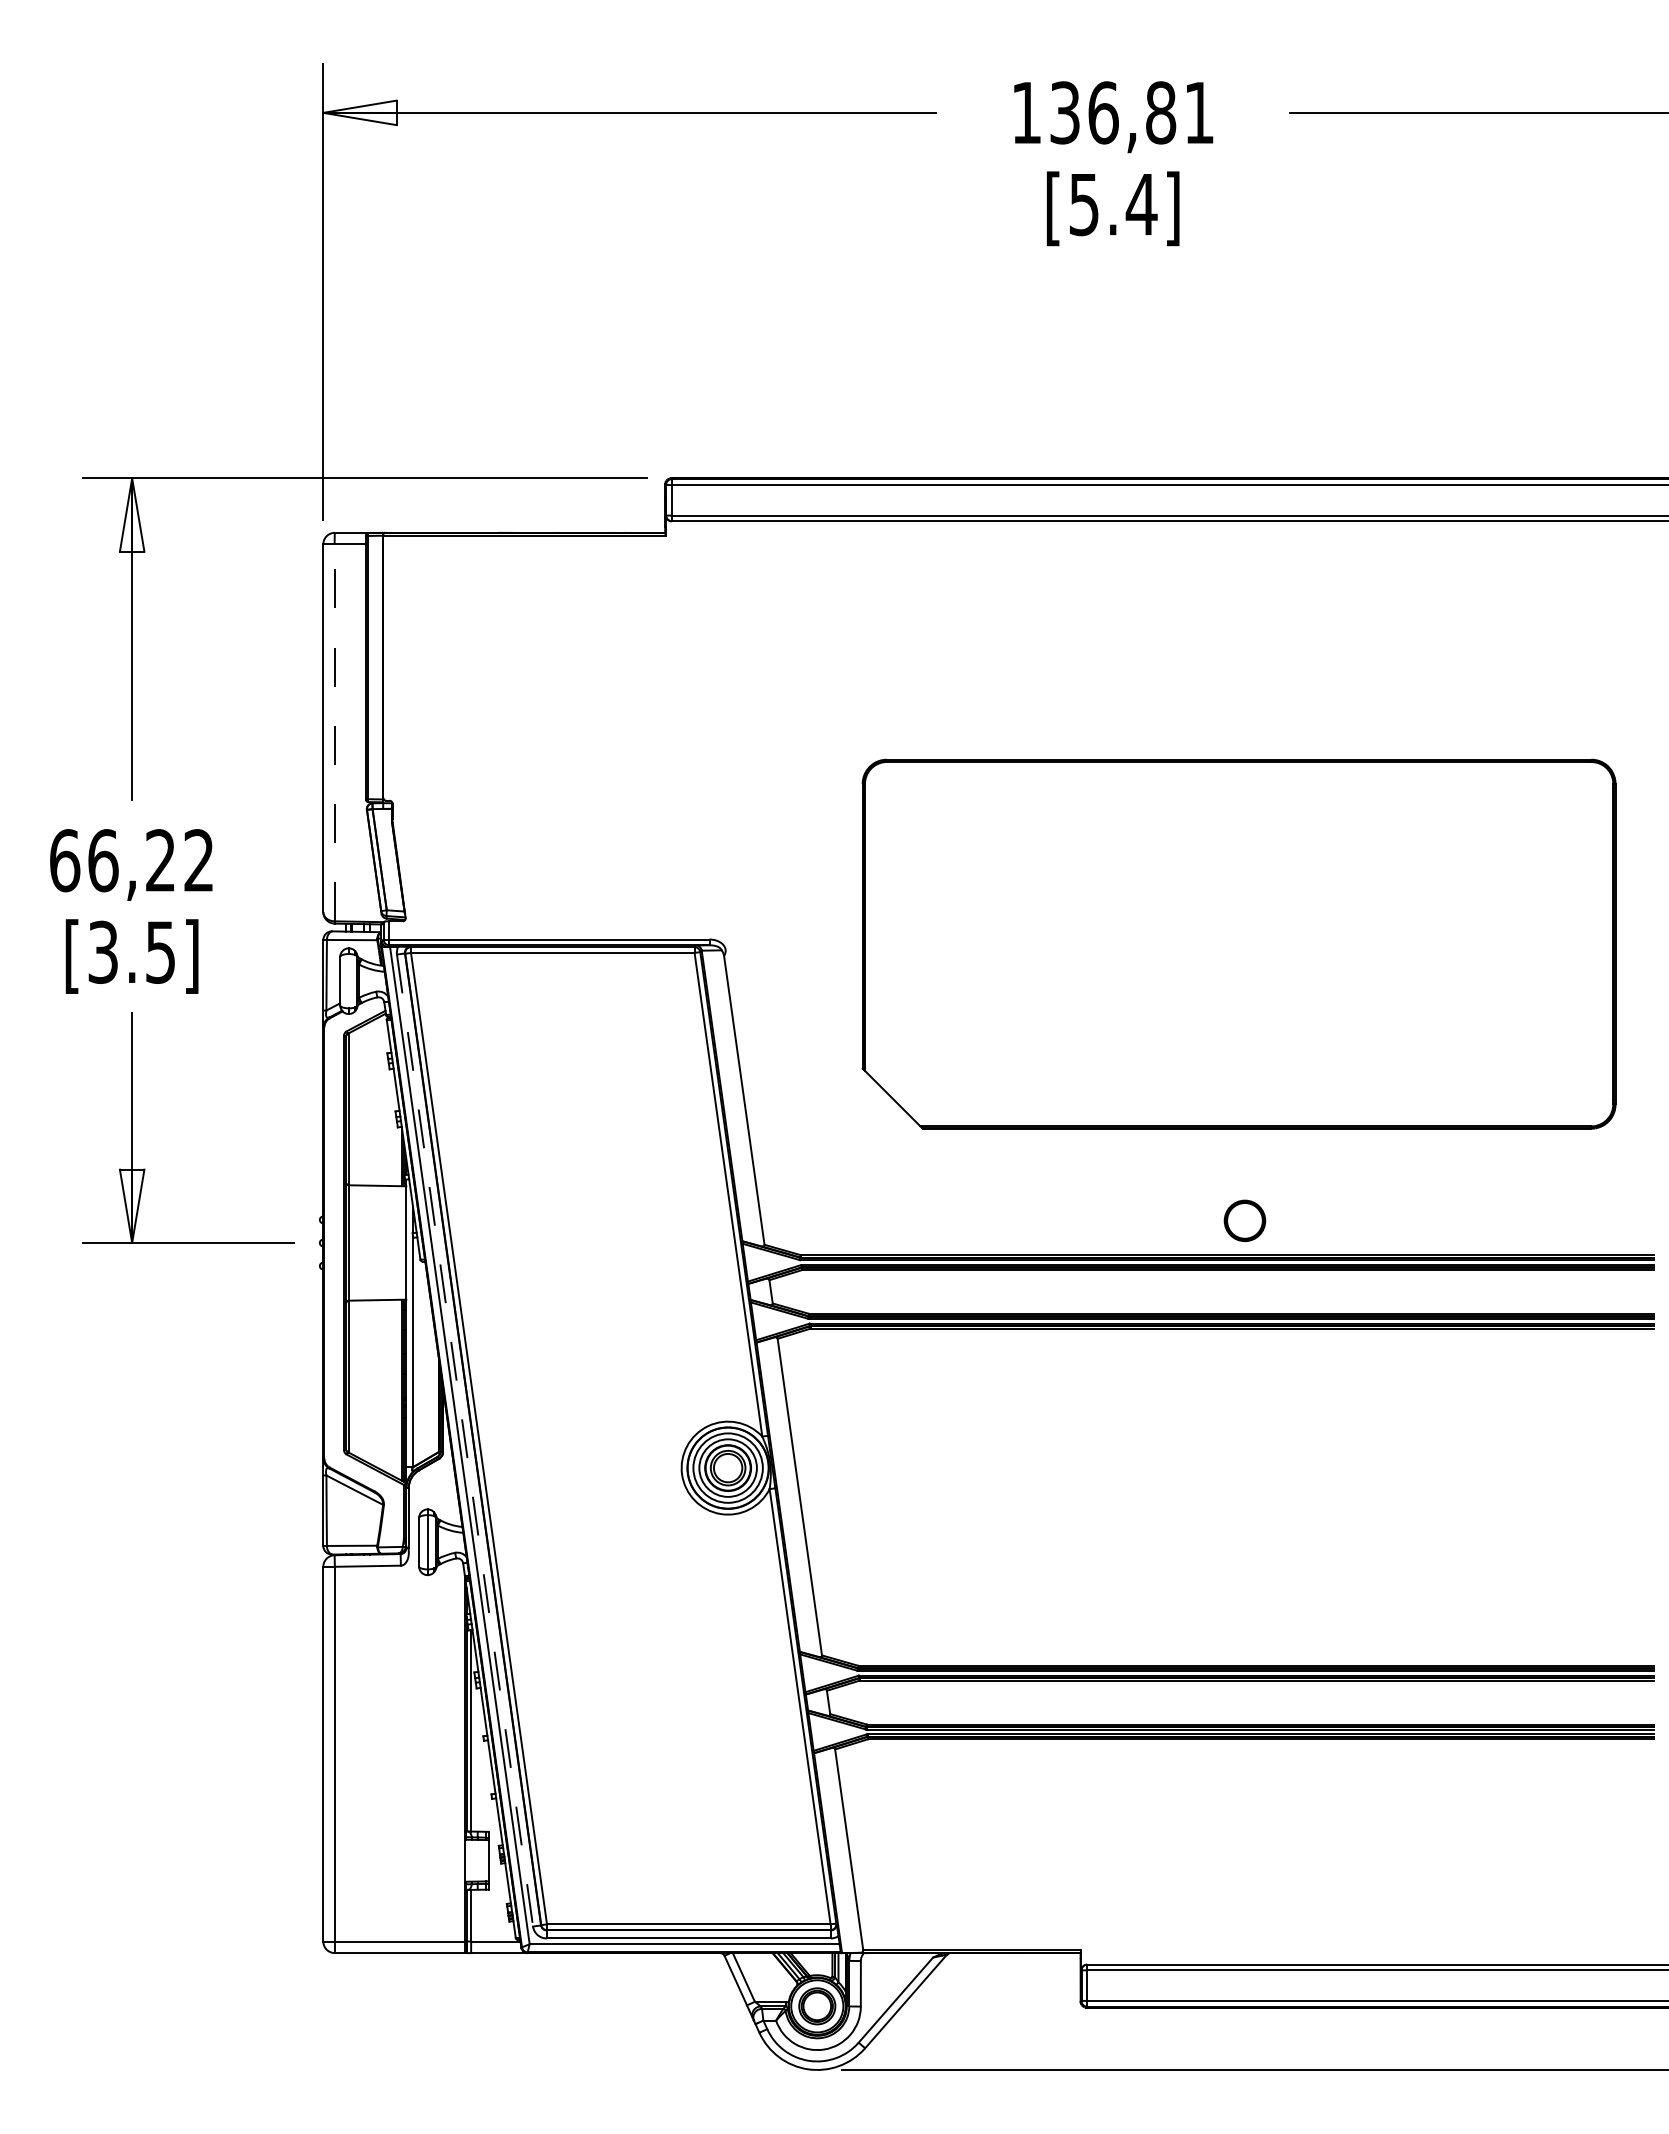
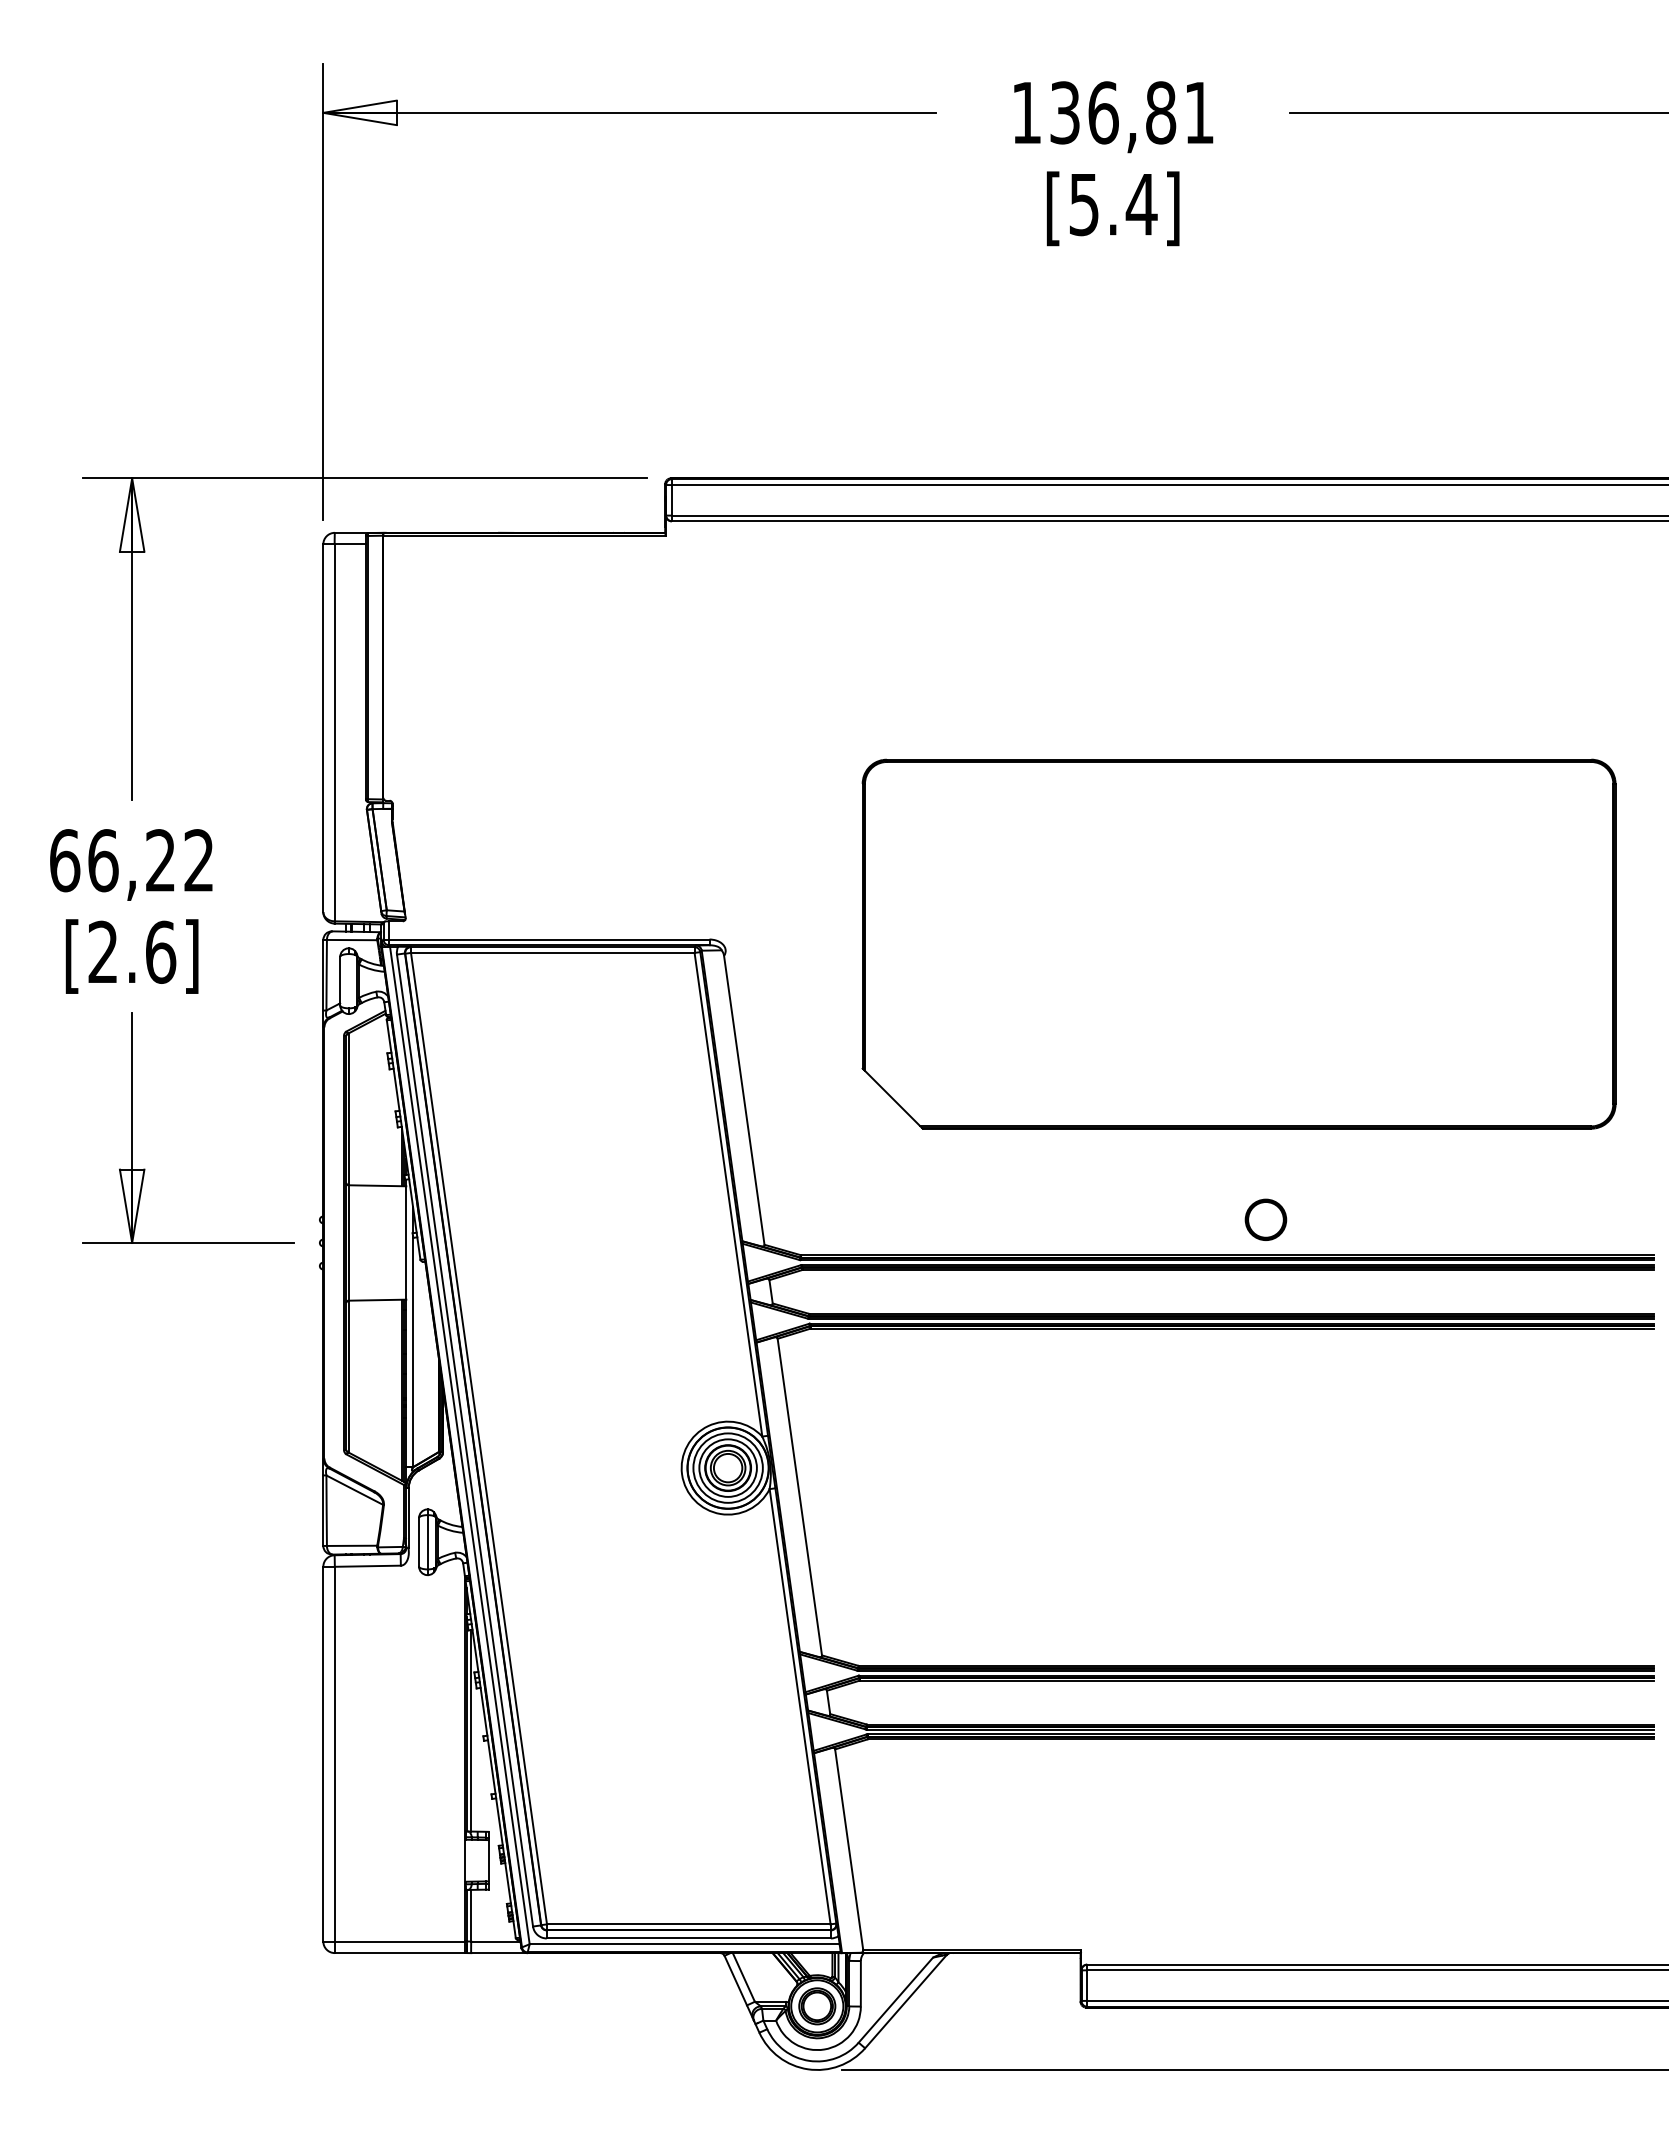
line: dashed -> solid (334, 732)
text: [3.5] -> [2.6] (132, 951)
part position: (1244, 1220) -> (1265, 1219) (1265, 1219)
line: dashed -> solid (465, 1440)
